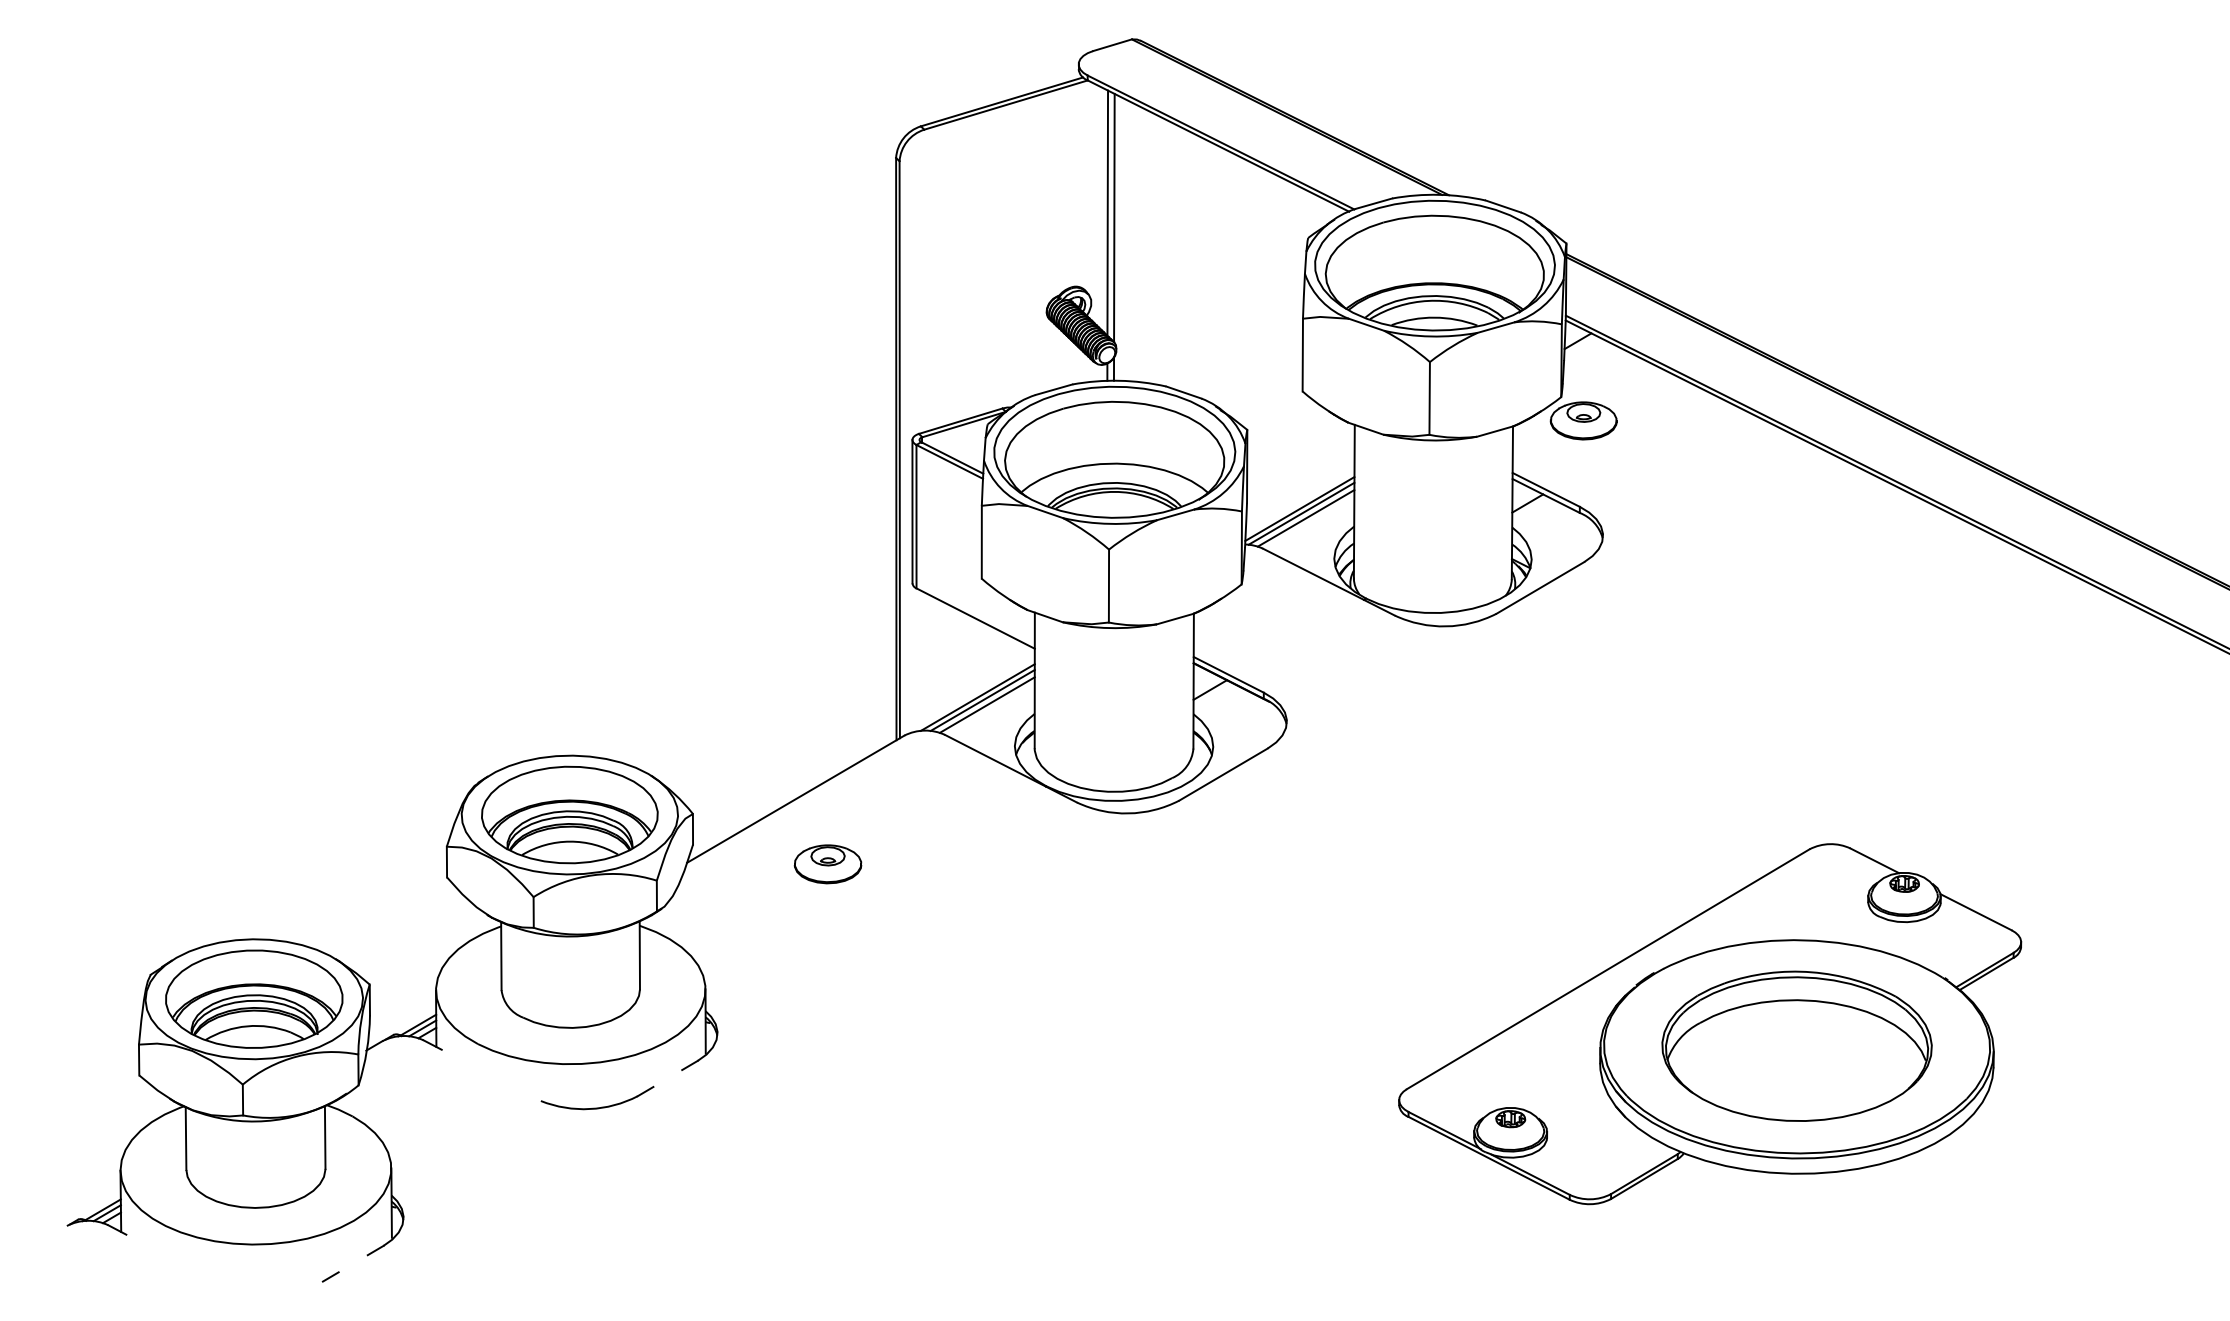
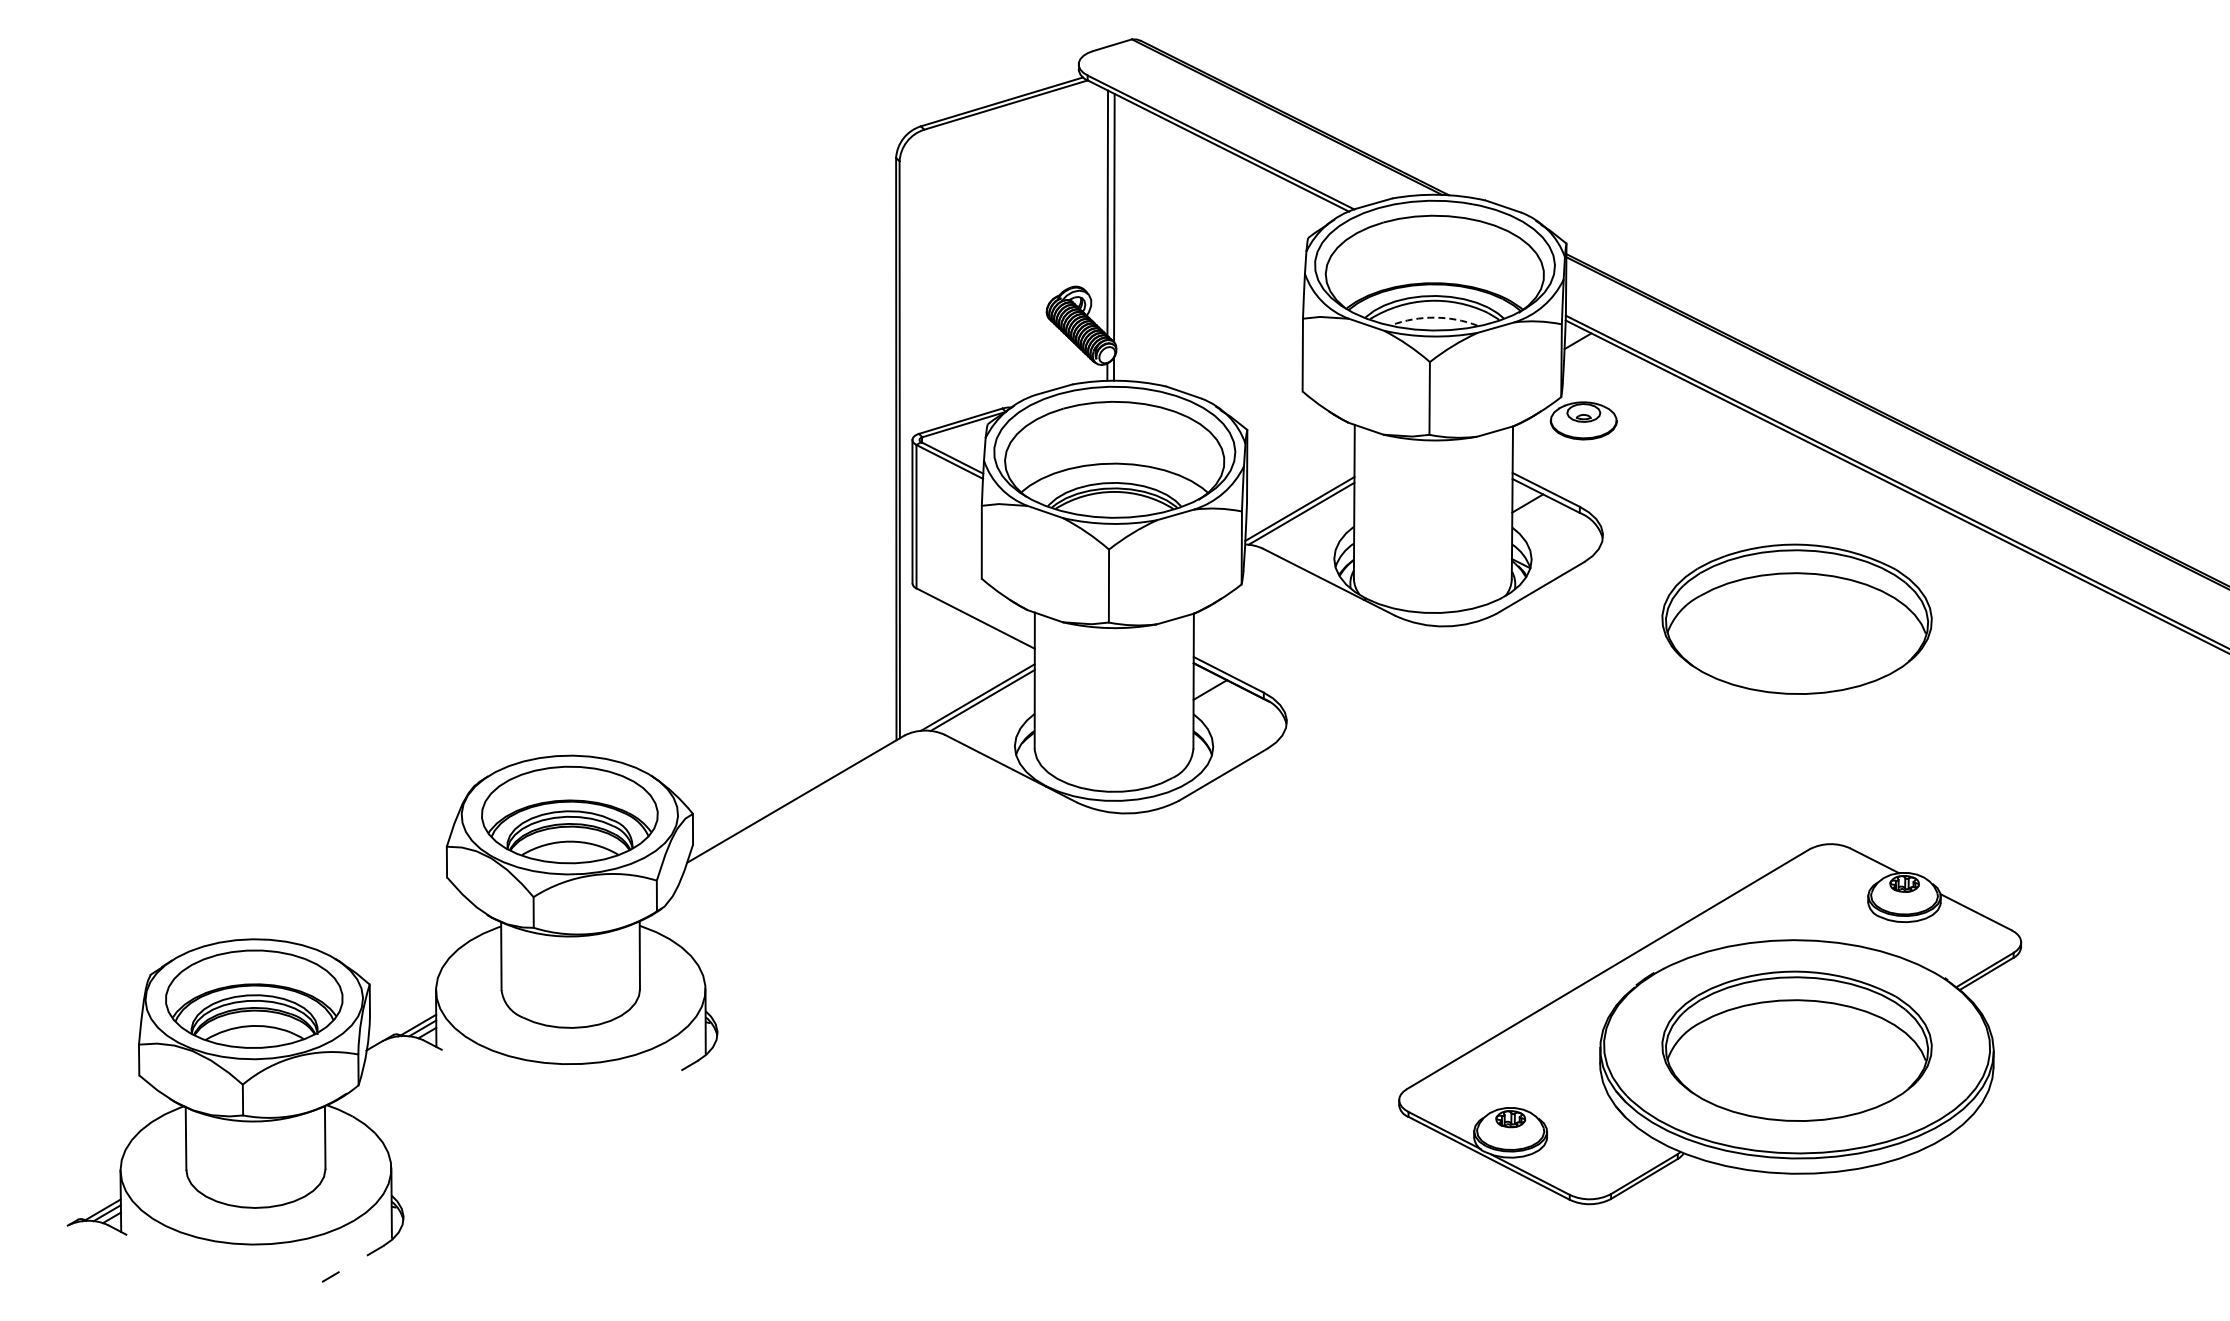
arc: solid -> dashed (1434, 317)
line: present -> none (1305, 518)
part: none -> present (1796, 618)
line: present -> none (986, 704)
part: present -> none (827, 864)
part: present -> none (601, 1106)
